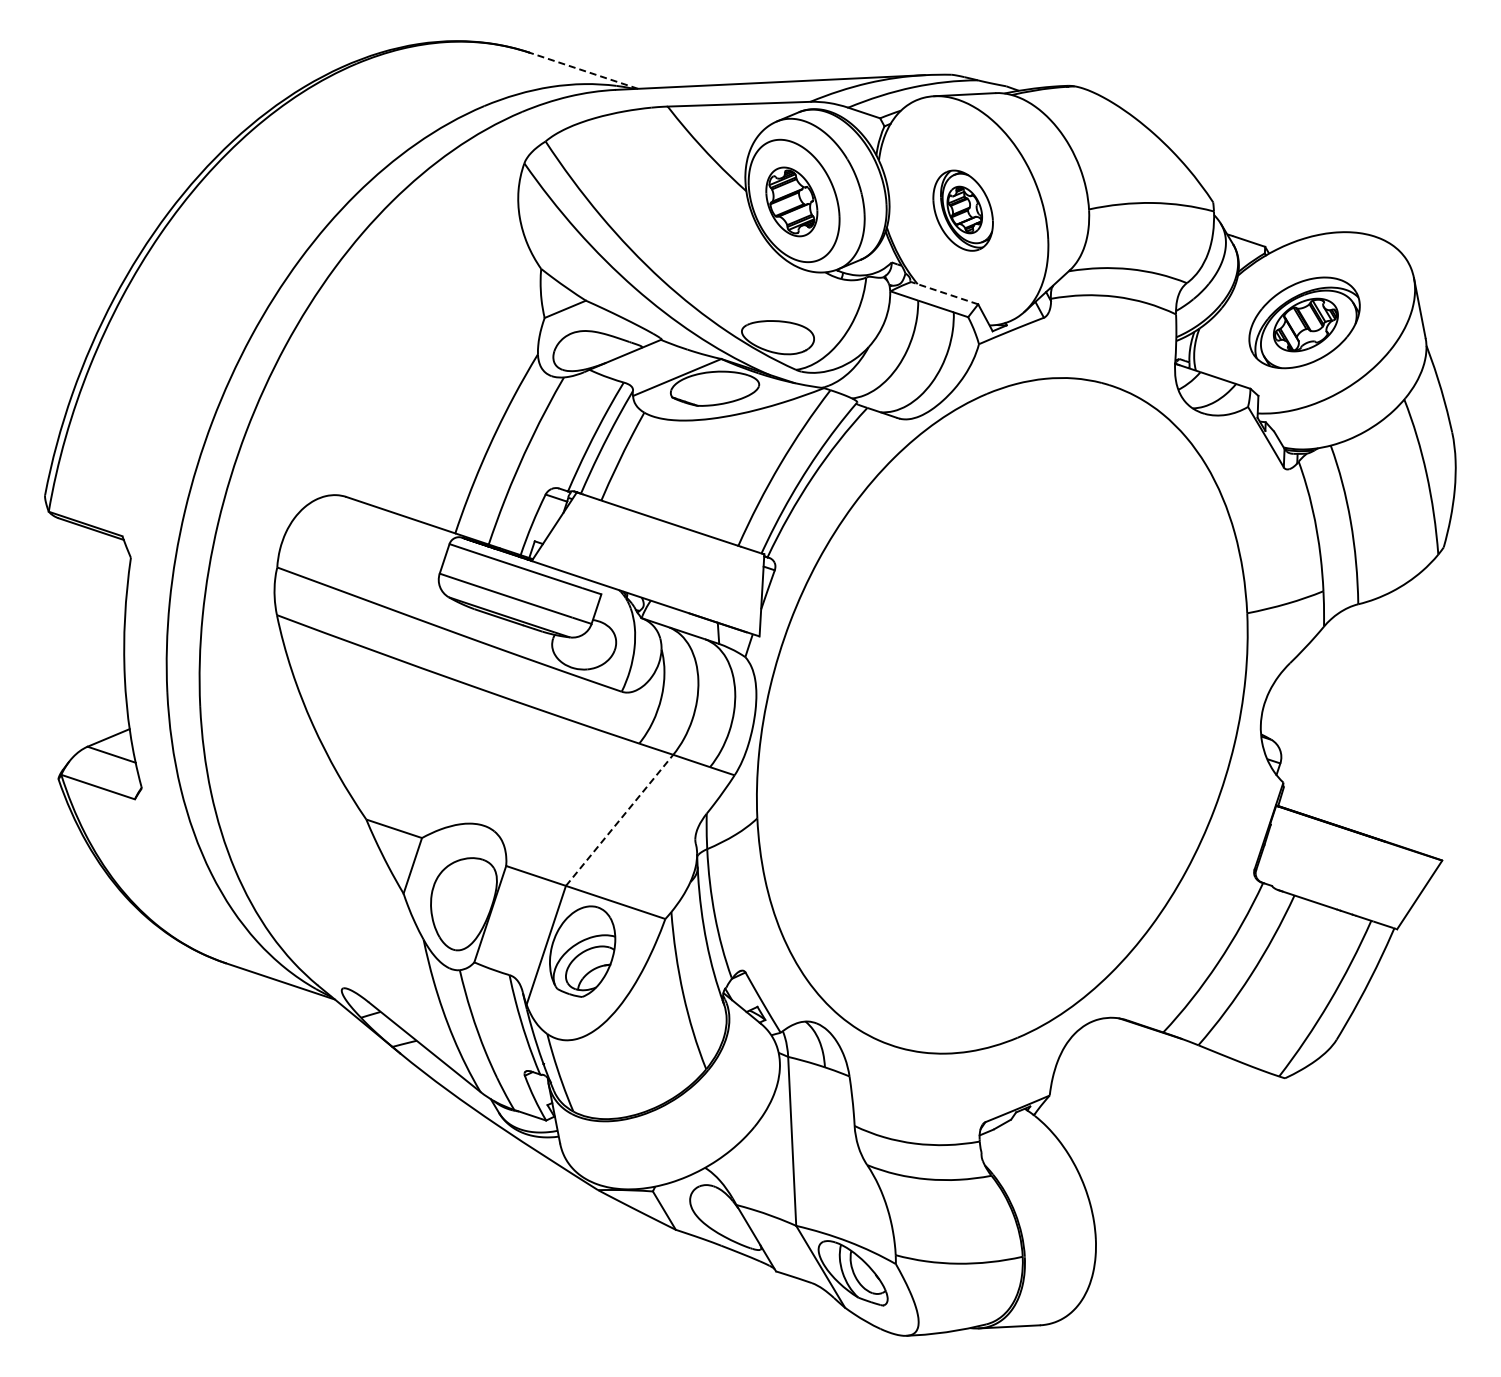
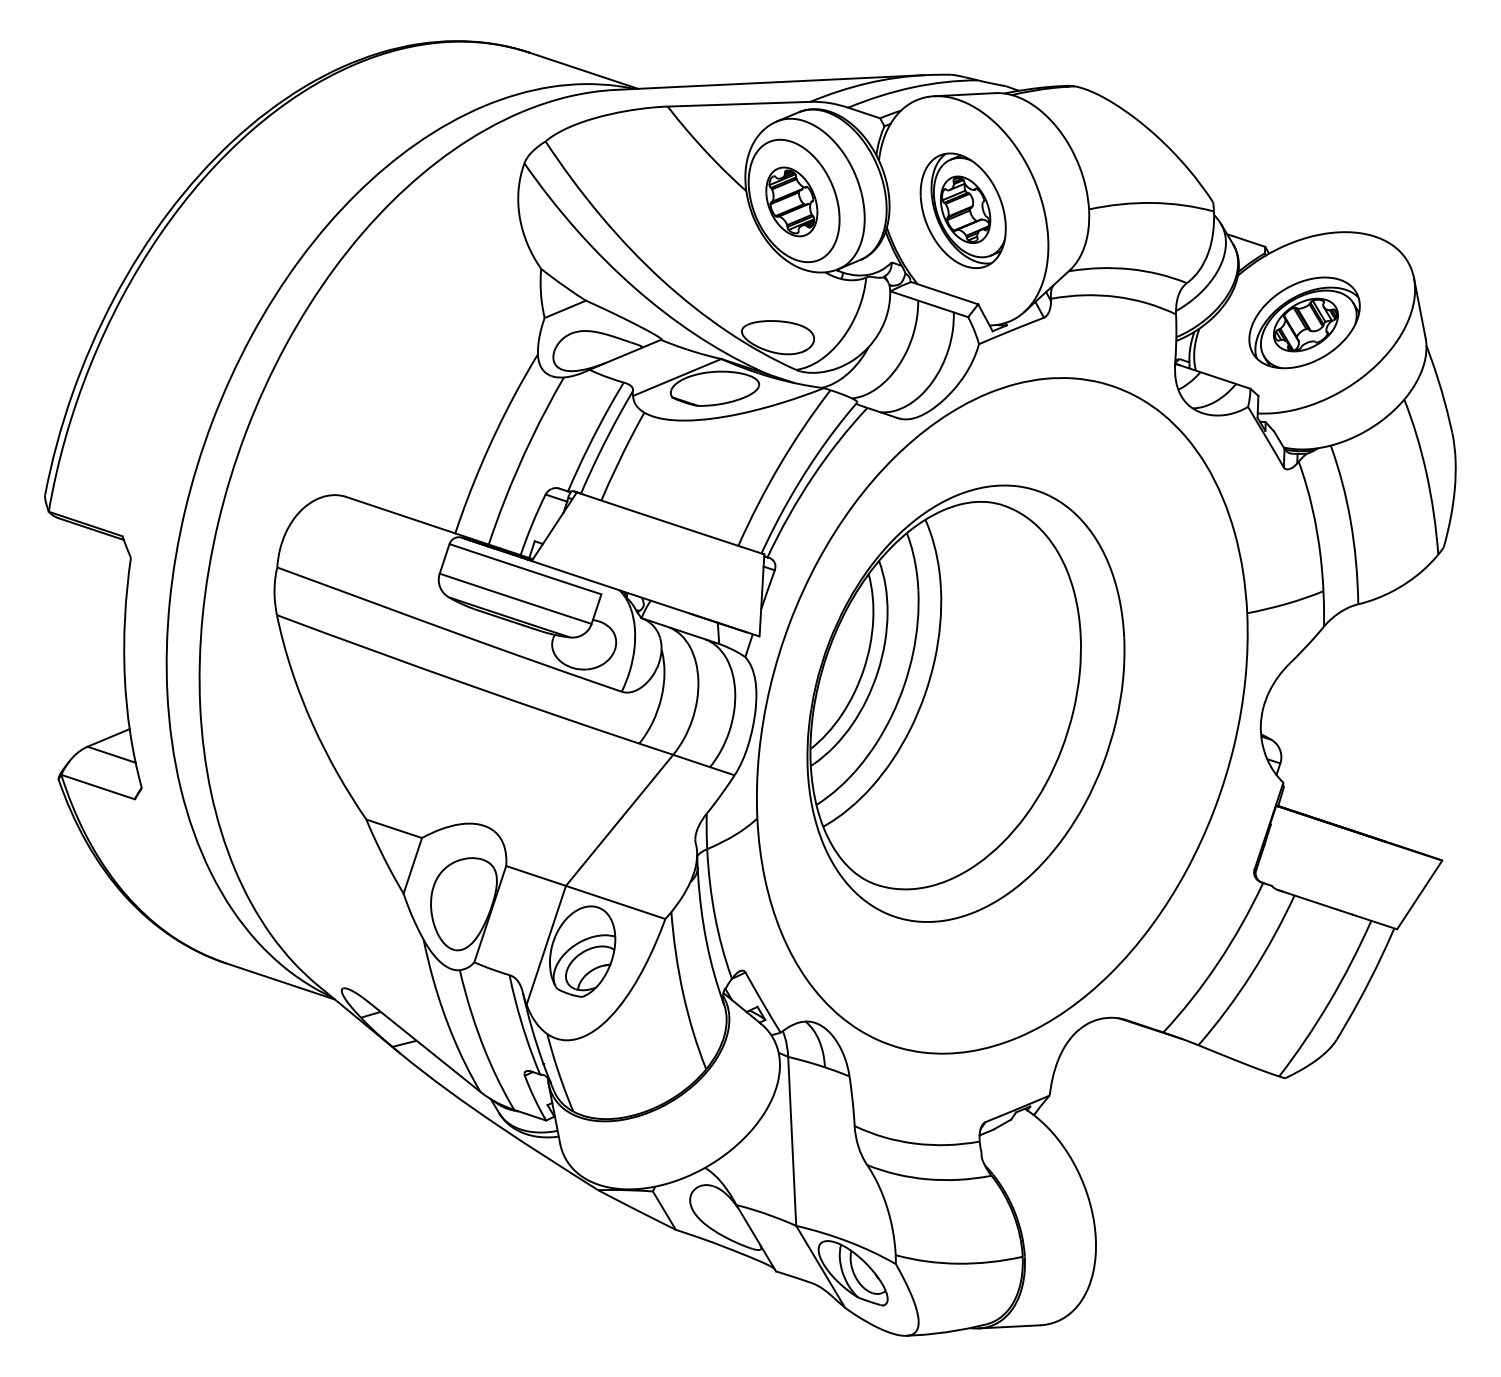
line: dashed -> solid (583, 70)
part size: 62x83 px -> 88x117 px (962, 210)
line: dashed -> solid (944, 293)
part: none -> present (965, 703)
line: dashed -> solid (619, 820)
